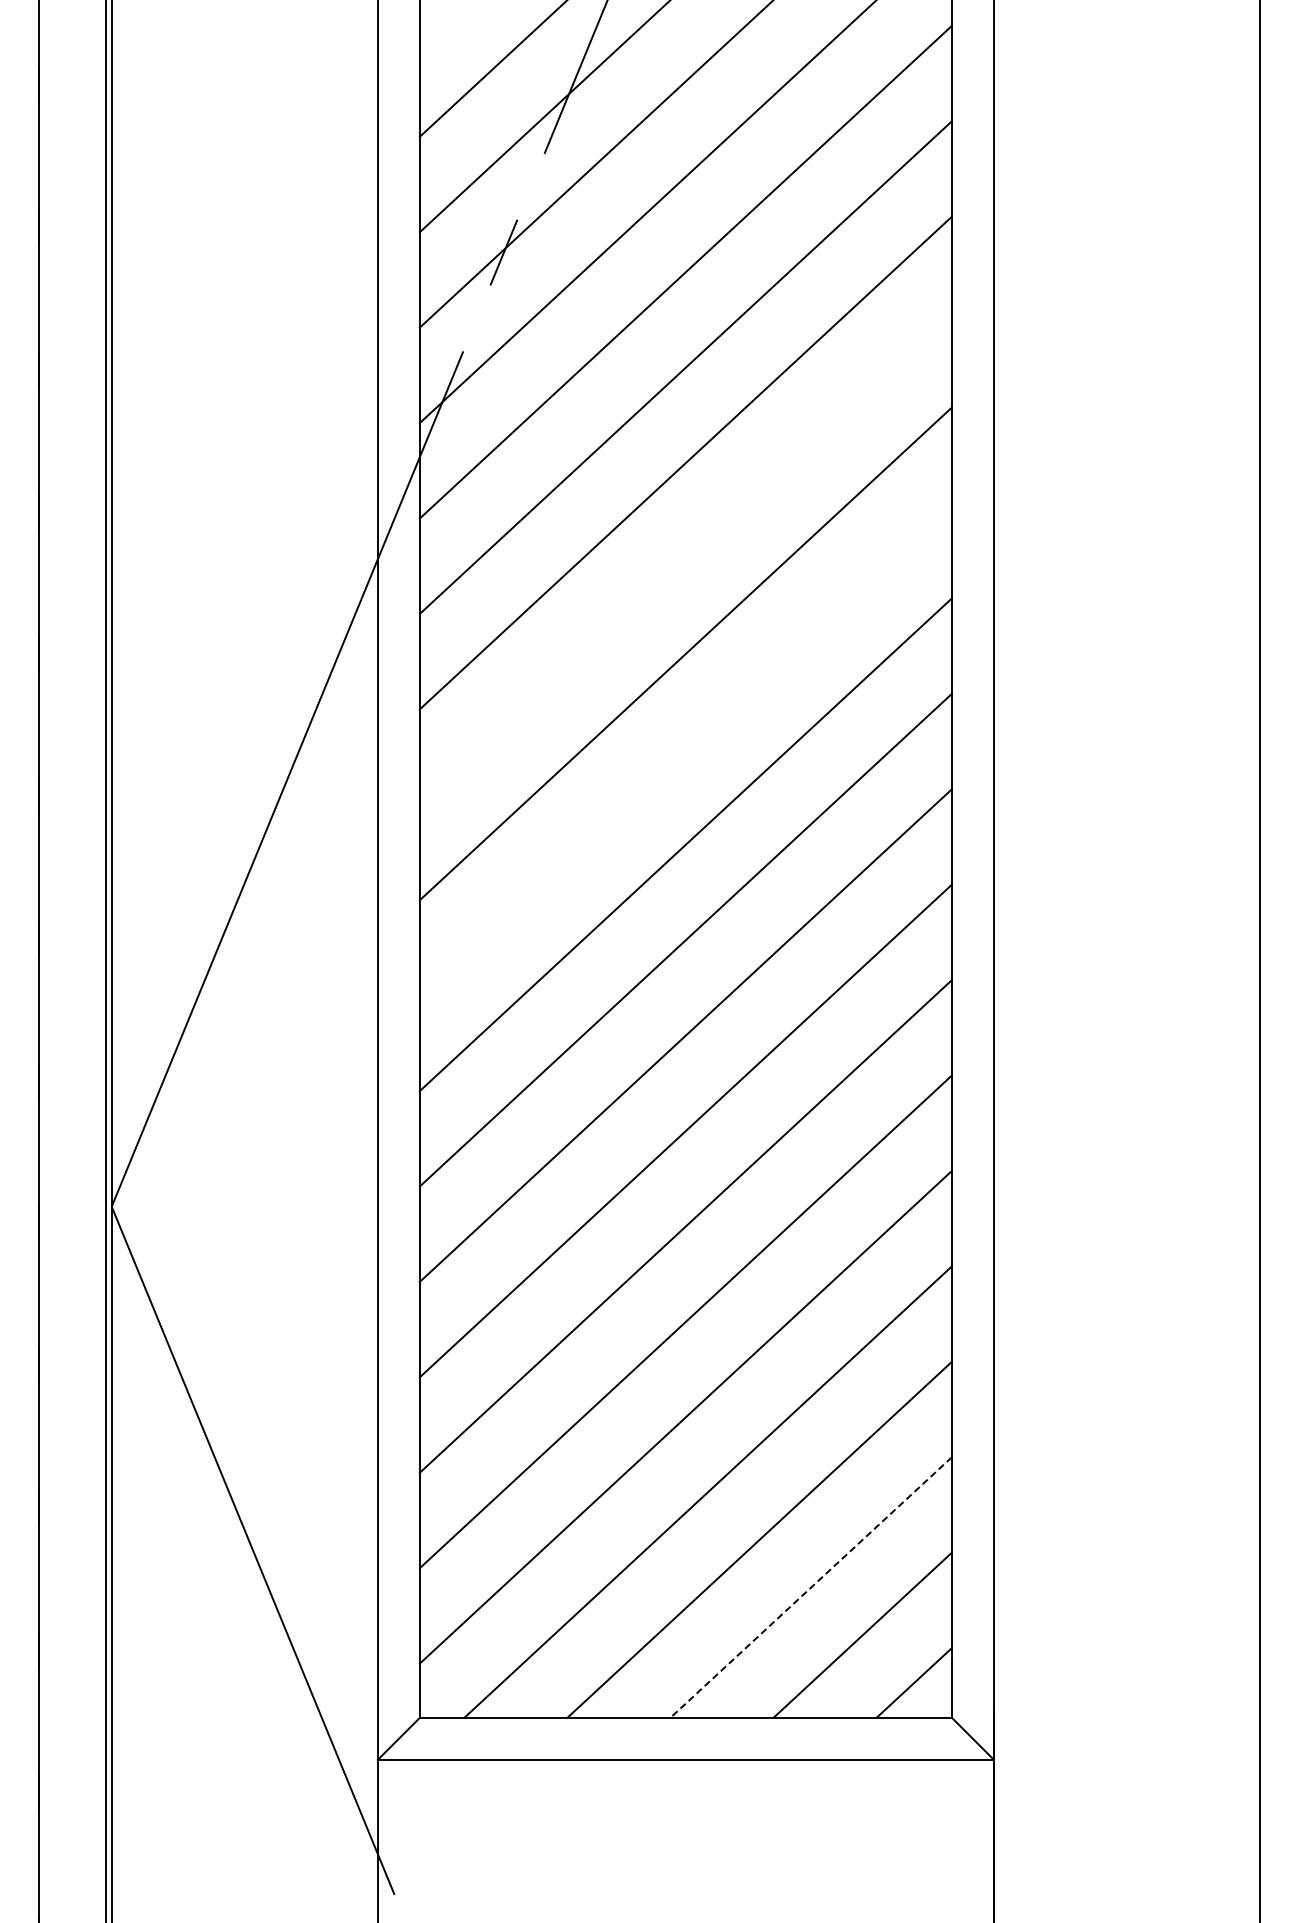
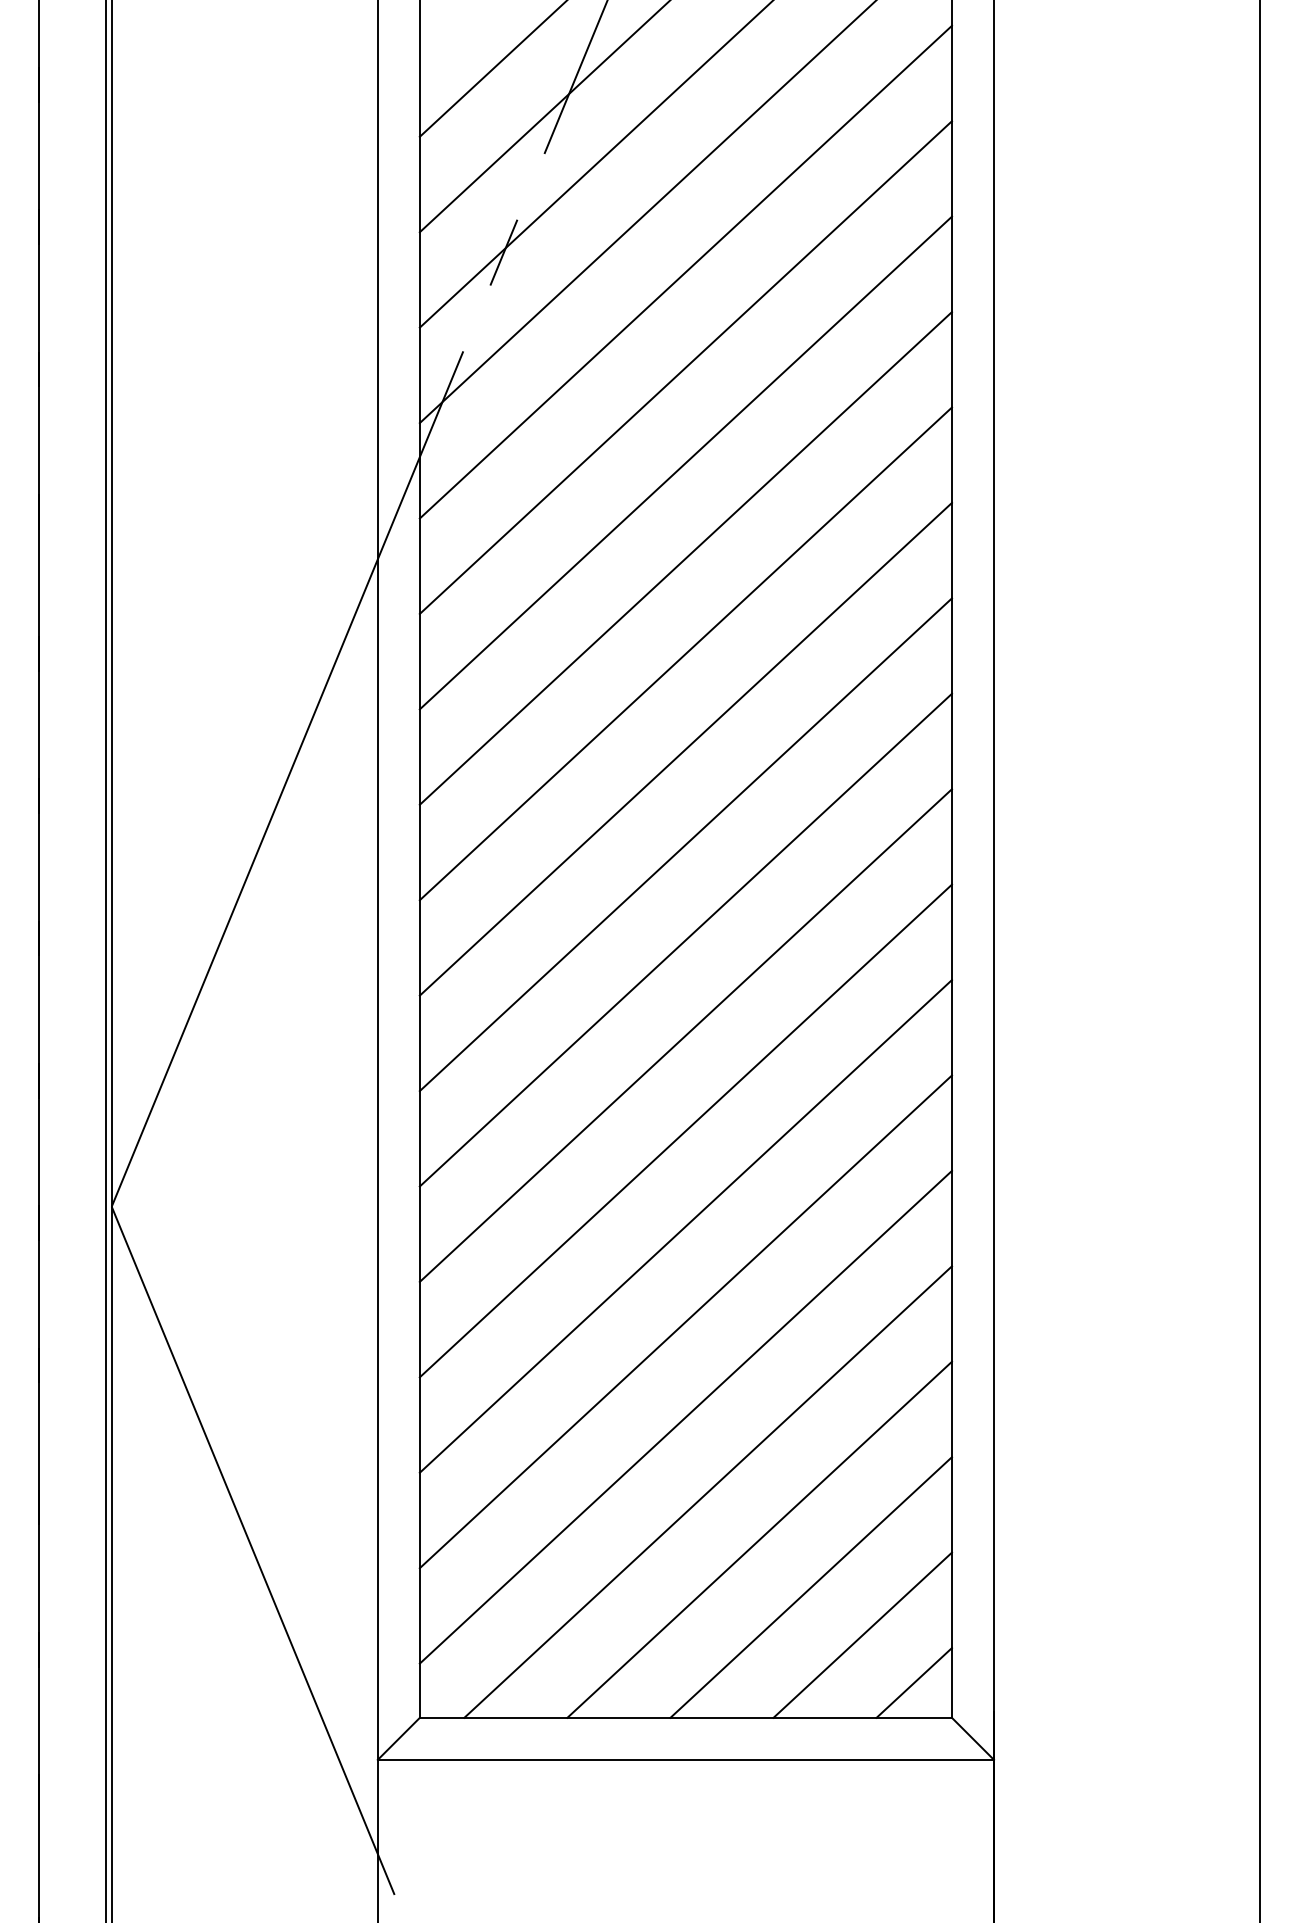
line: none -> present (685, 558)
line: none -> present (685, 748)
line: dashed -> solid (811, 1587)
